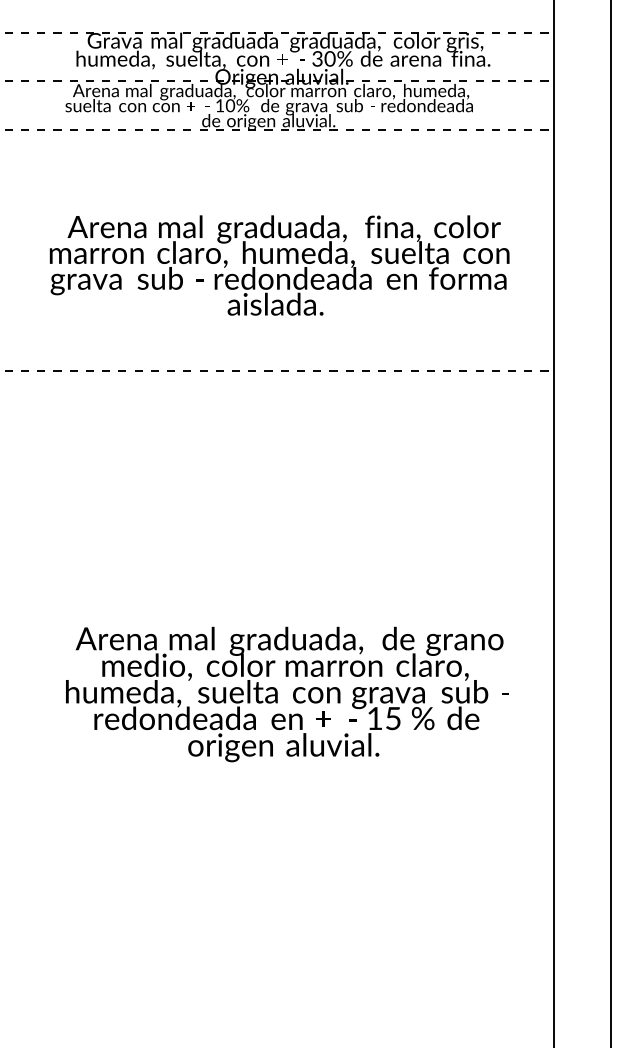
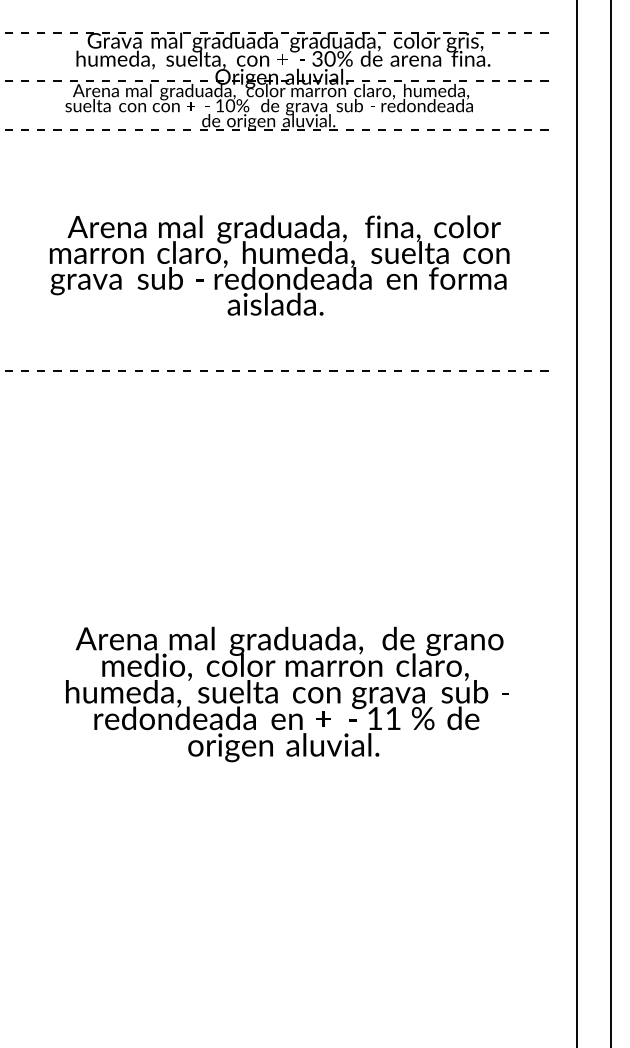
line position: (554, 523) -> (577, 523) (577, 523)
text: 15 -> 11 (393, 718)
